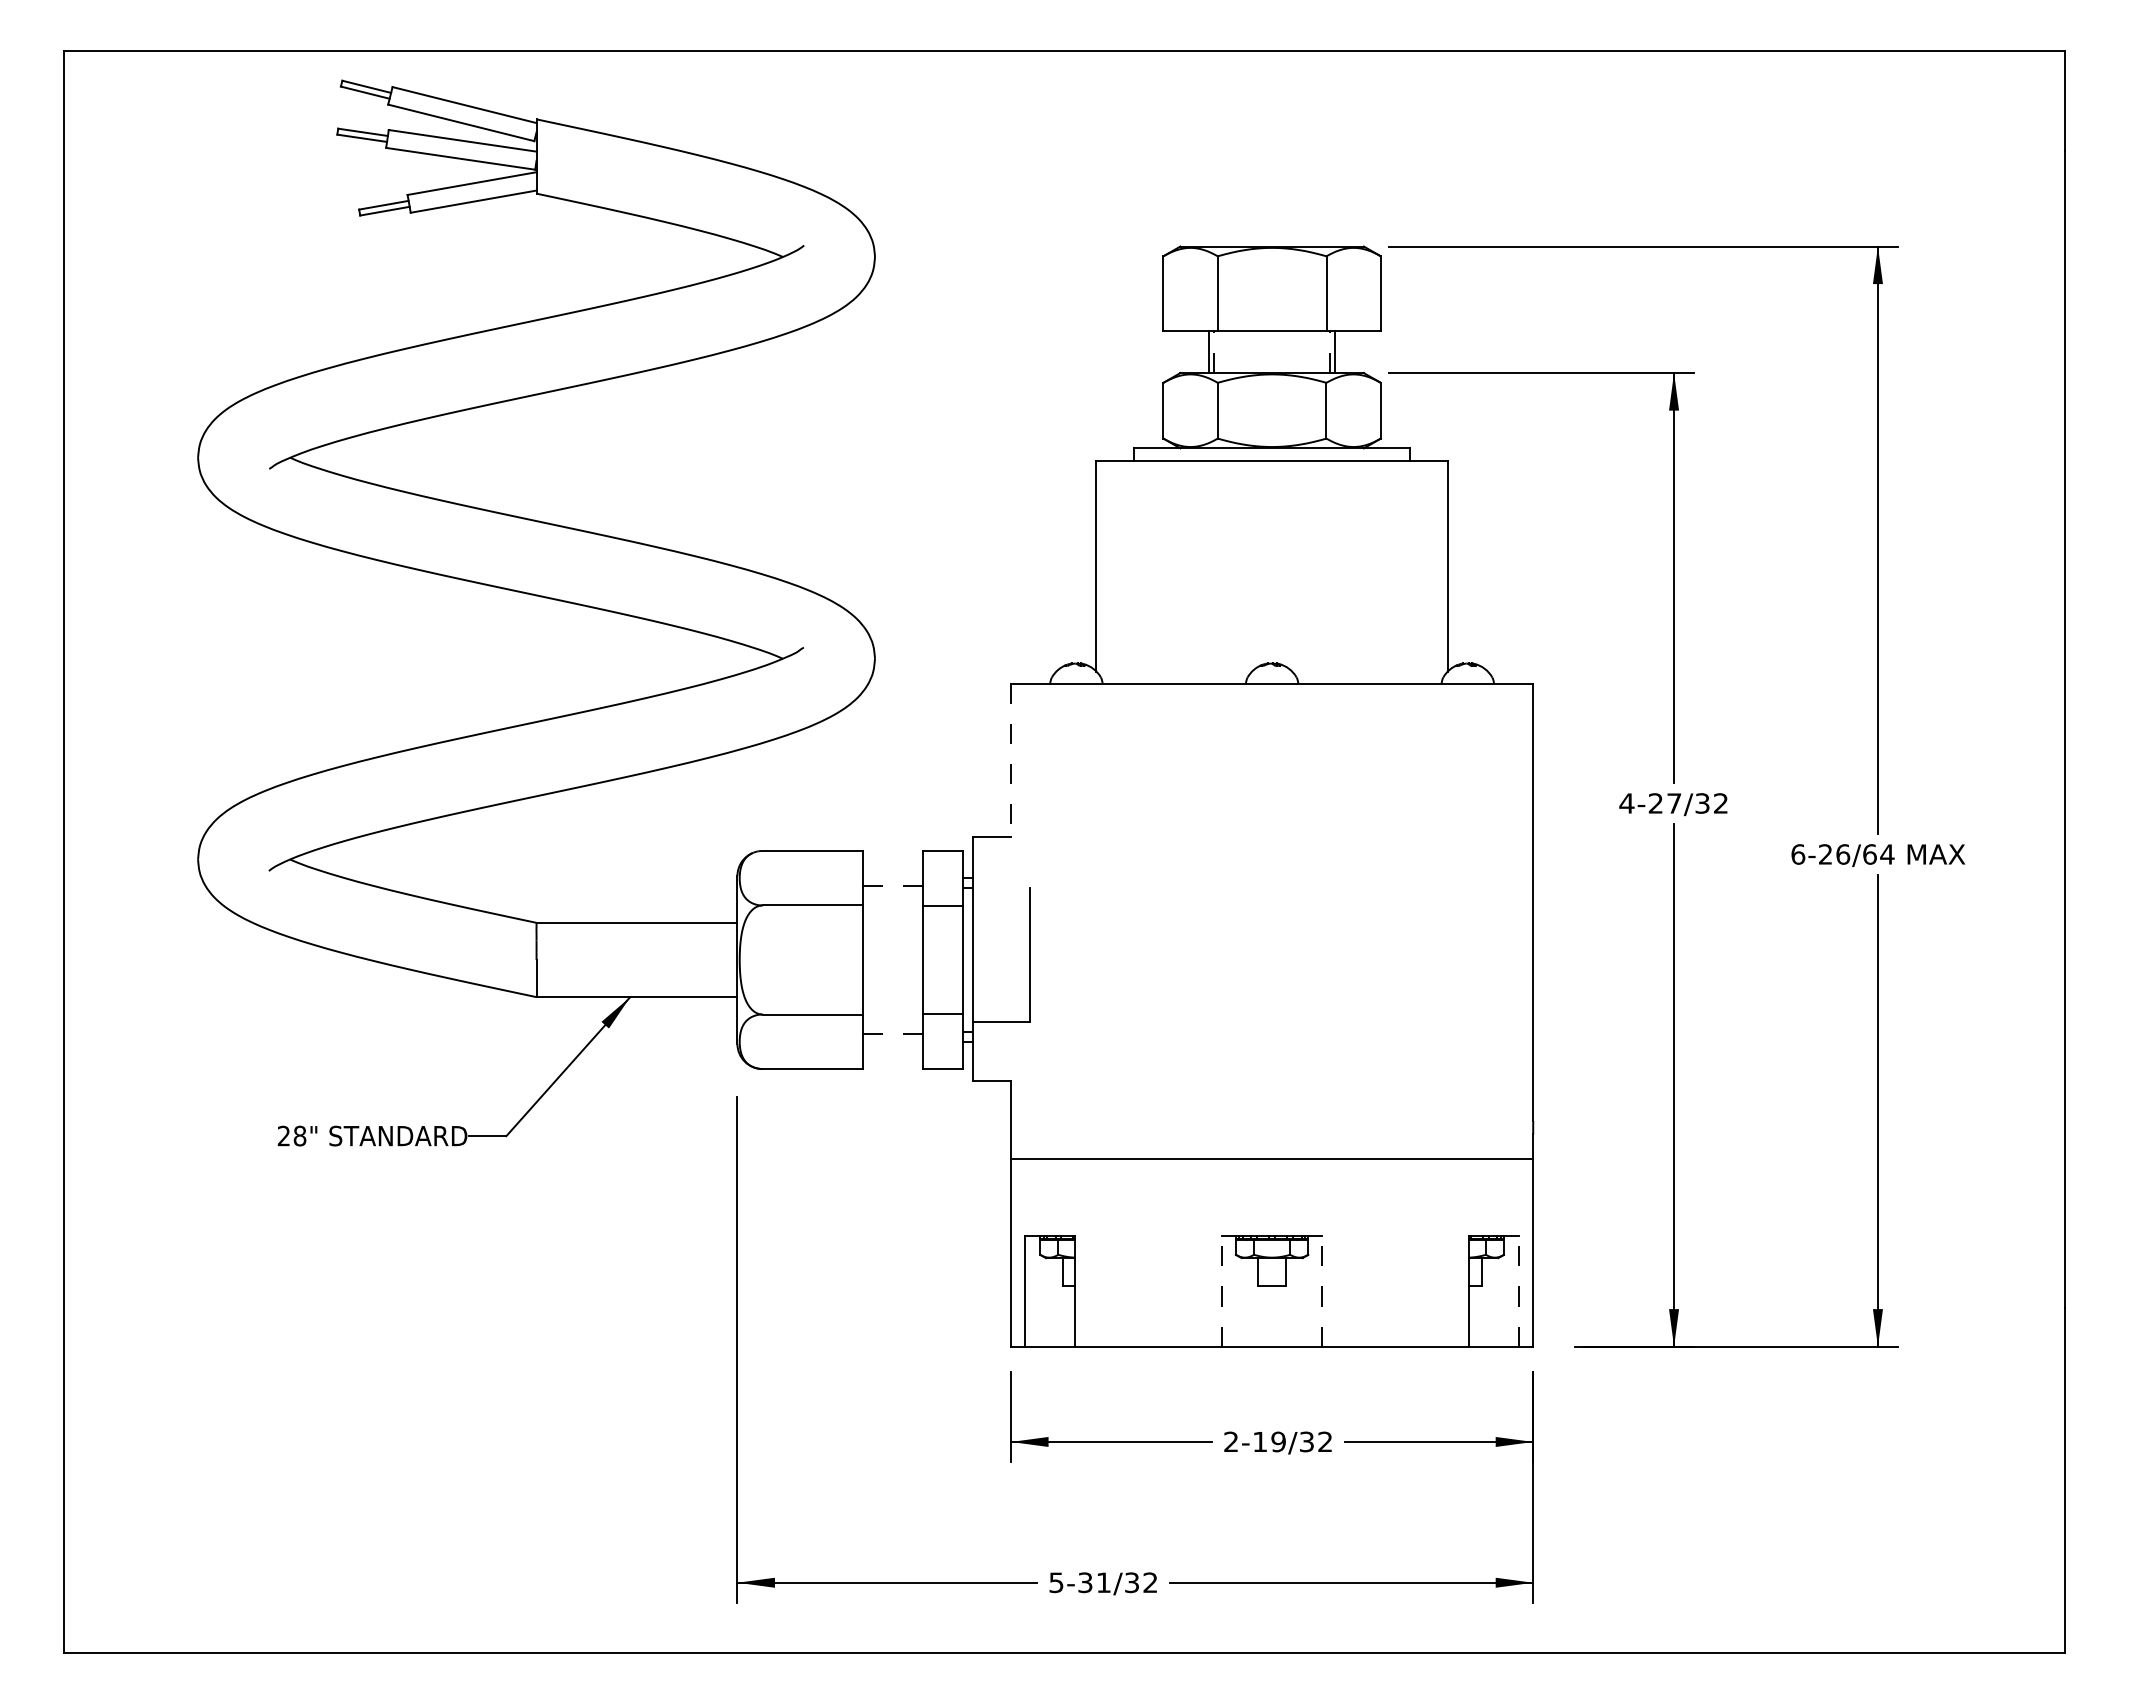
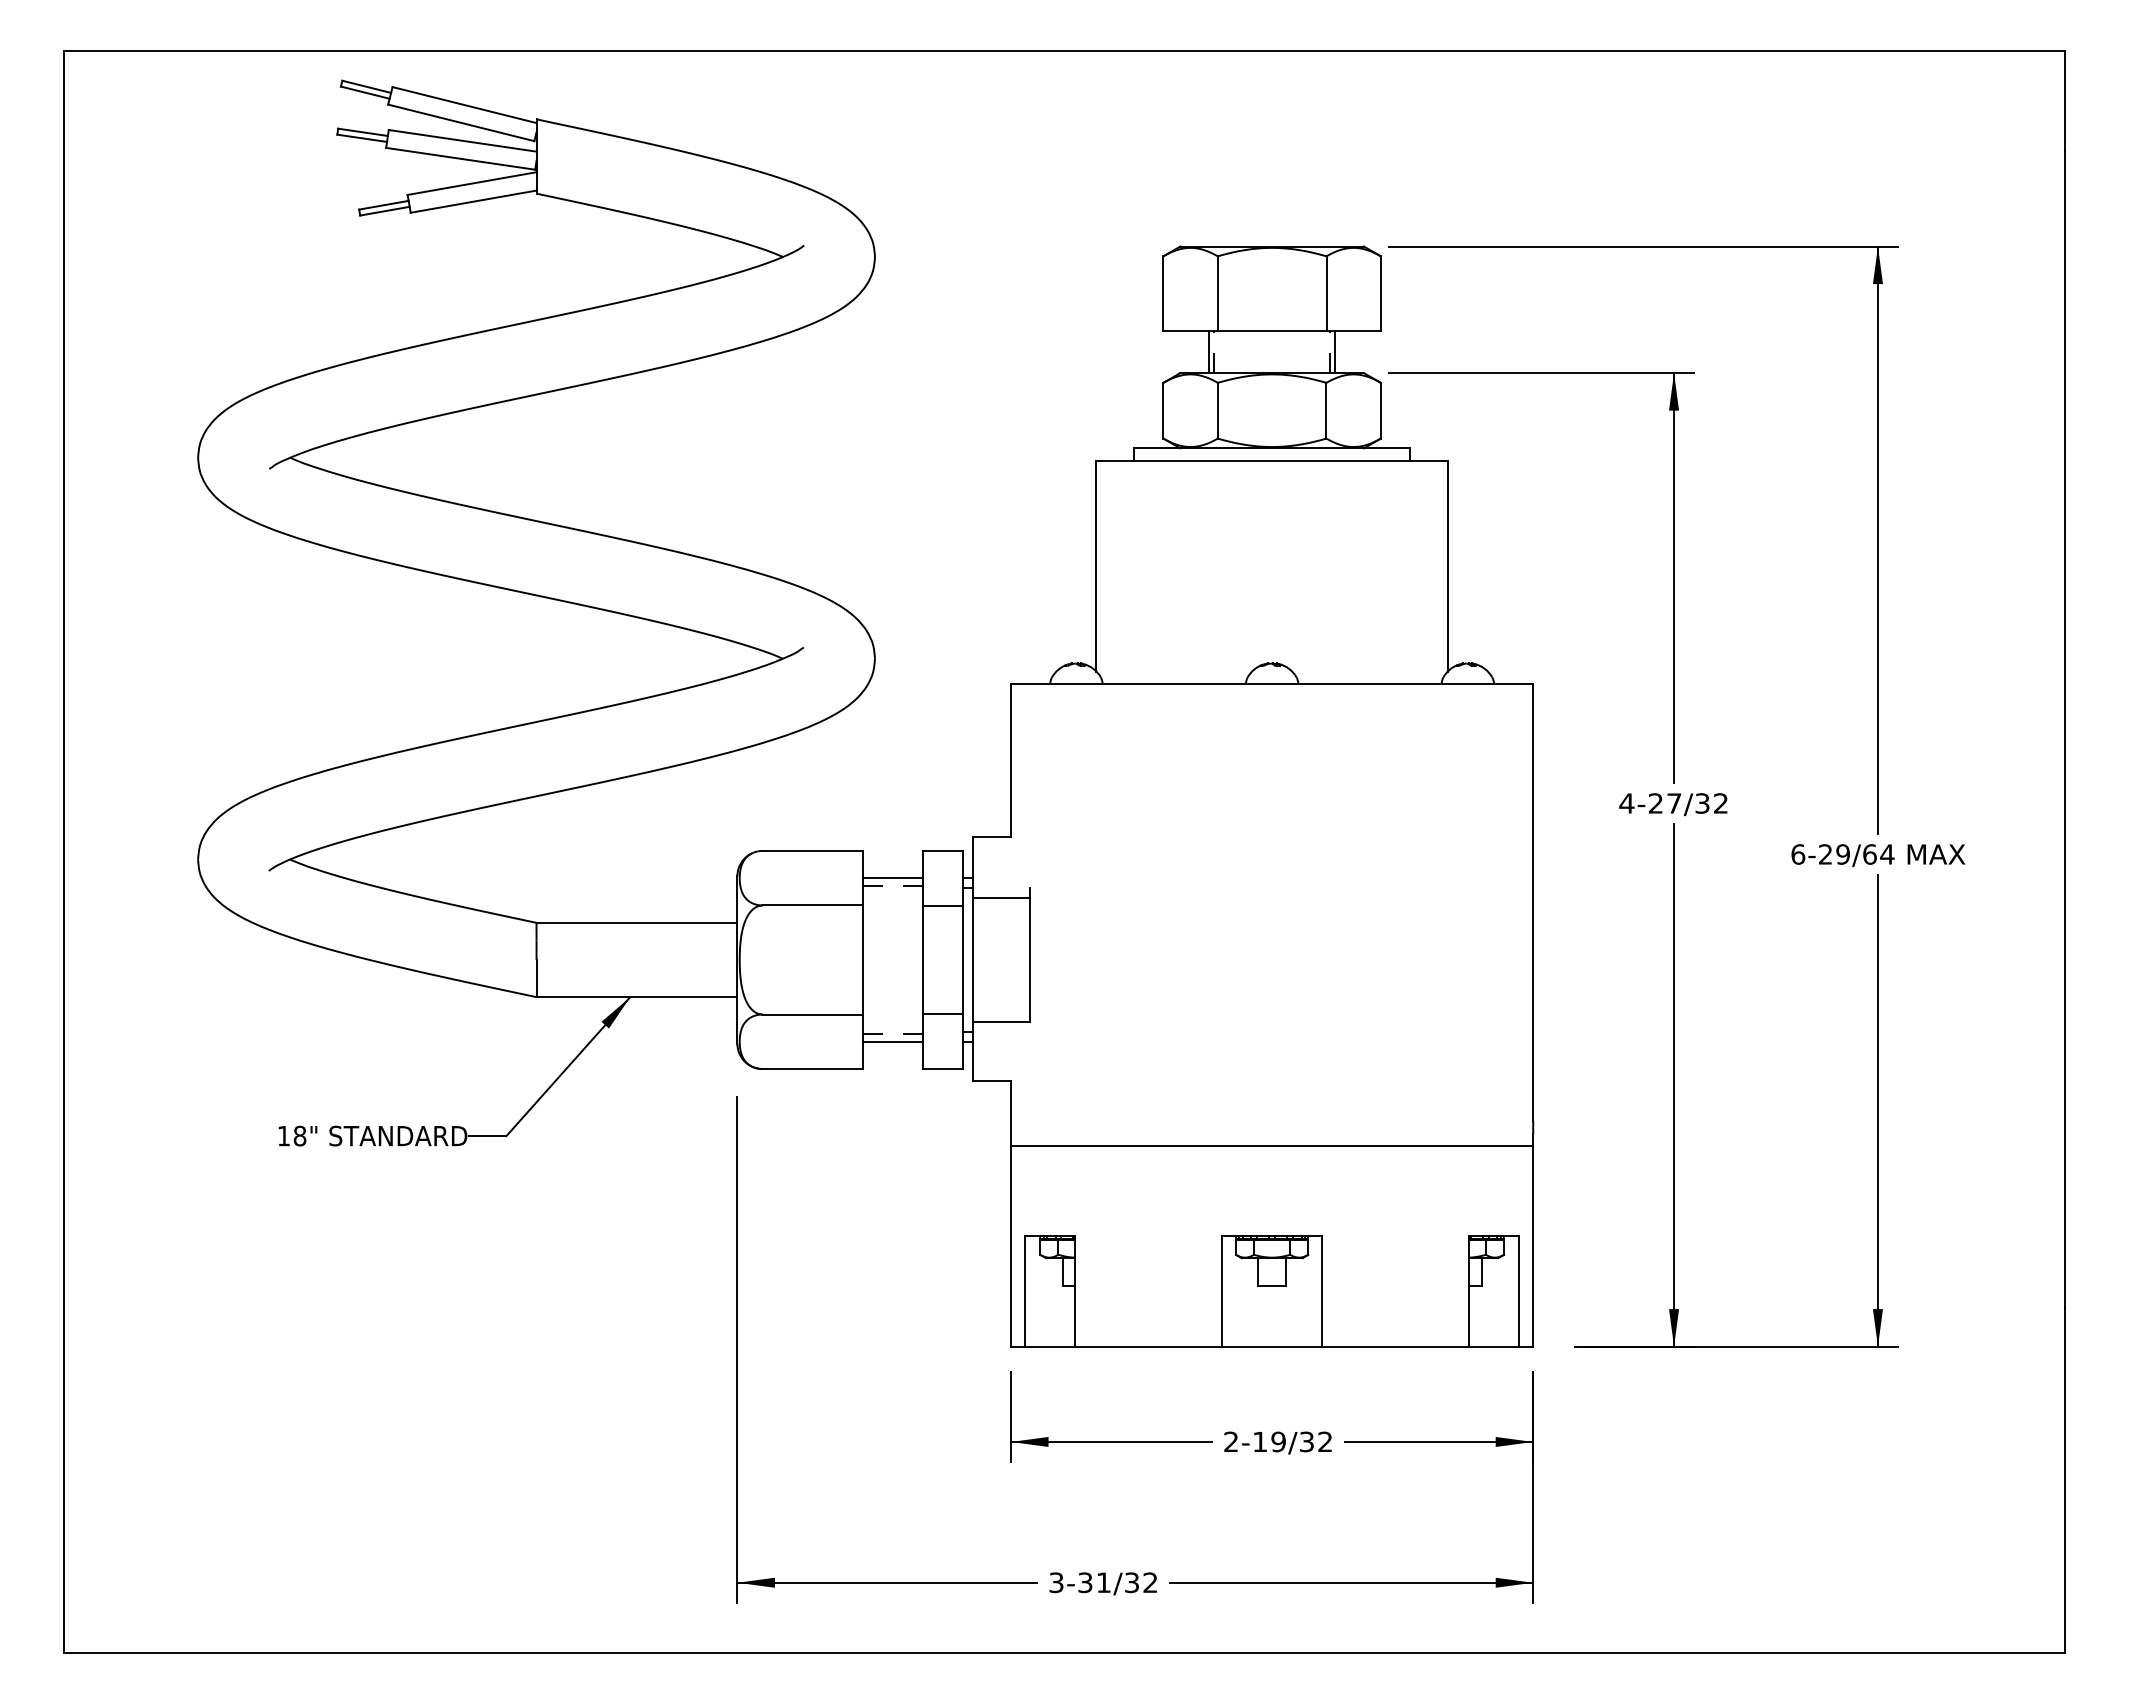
line: dashed -> solid (1011, 760)
text: 6-26/64 -> 6-29/64 (1843, 854)
line: none -> present (892, 877)
line: none -> present (1001, 898)
line: none -> present (892, 1042)
text: 28" -> 18" (283, 1135)
line position: (1272, 1158) -> (1272, 1145) (1272, 1145)
line: dashed -> solid (1221, 1290)
line: dashed -> solid (1322, 1290)
line: dashed -> solid (1519, 1290)
text: 5-31/32 -> 3-31/32 (1056, 1582)
